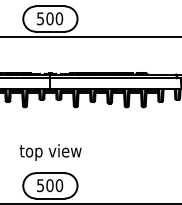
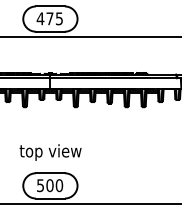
text: 500 -> 475 (49, 18)
